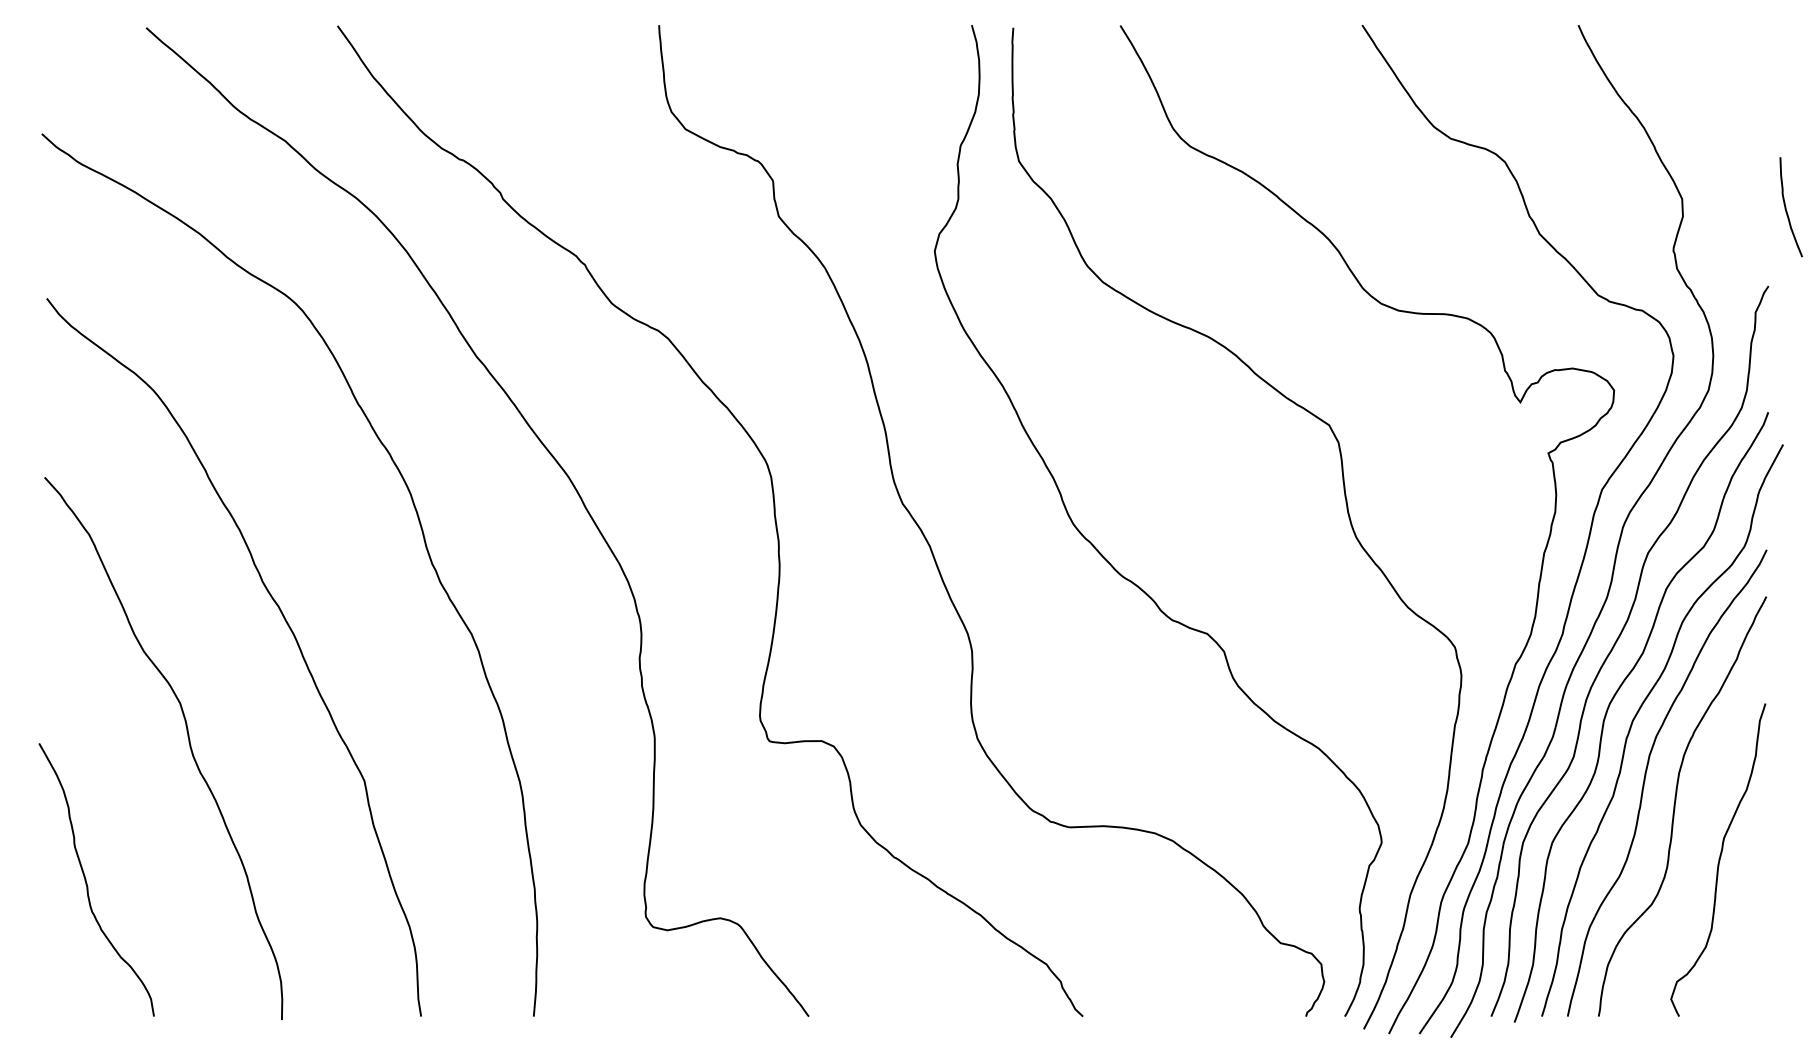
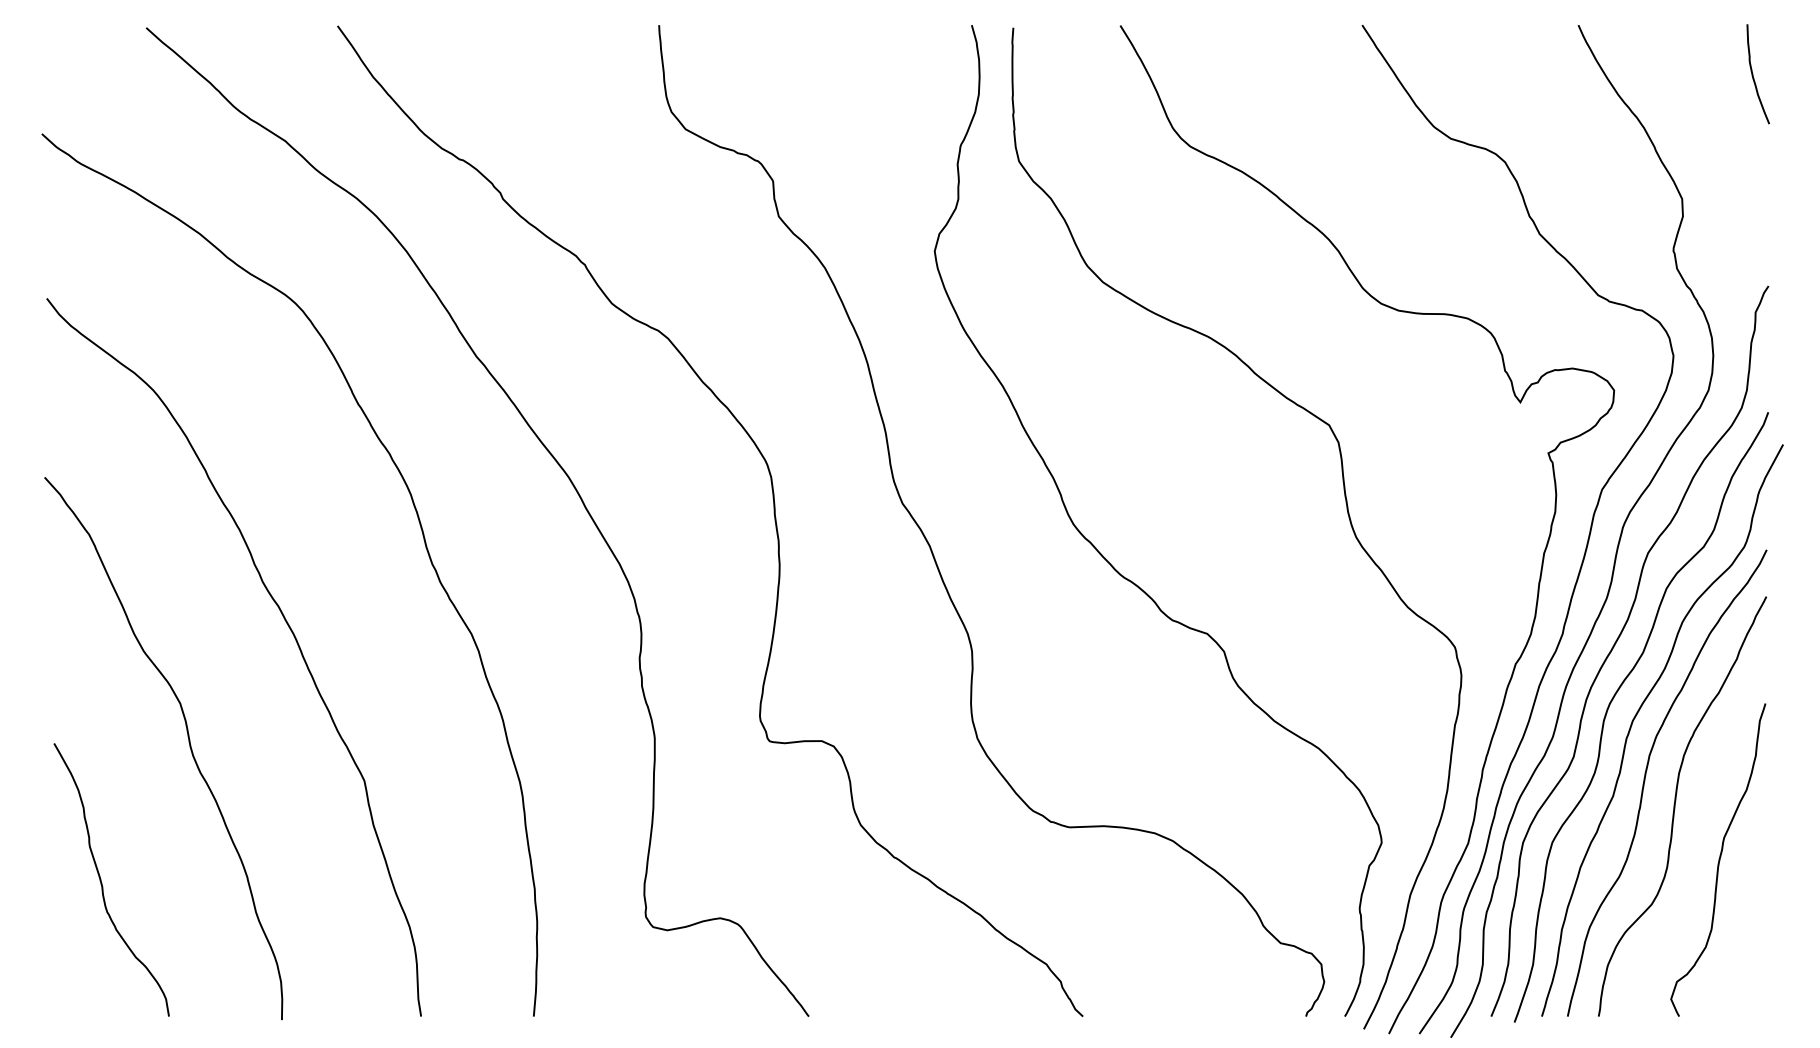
curve position: (1786, 207) -> (1753, 74) (1753, 74)
curve position: (87, 882) -> (102, 882) (102, 882)
